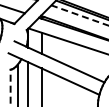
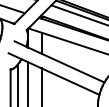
line: dashed -> solid (79, 15)
line: dashed -> solid (10, 87)
